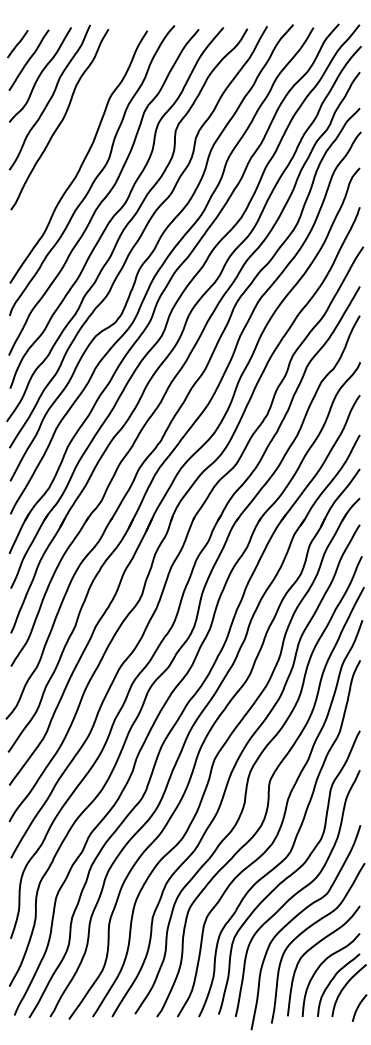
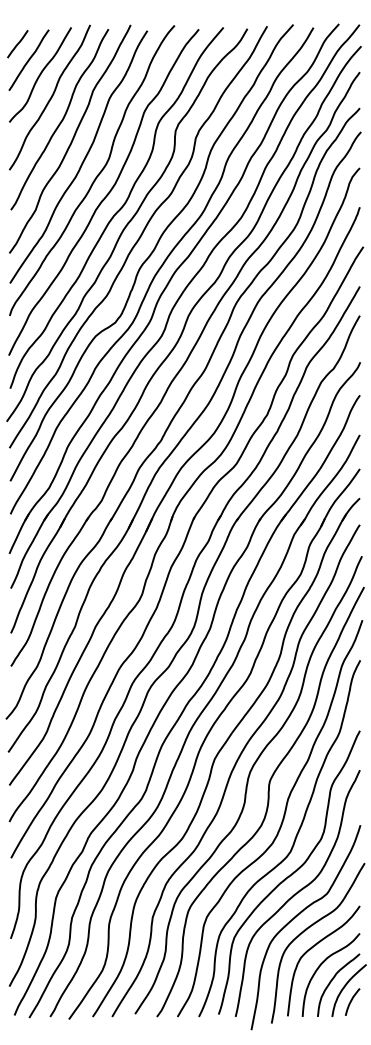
curve: none -> present (71, 139)
curve position: (359, 1006) -> (352, 1000) (352, 1000)
